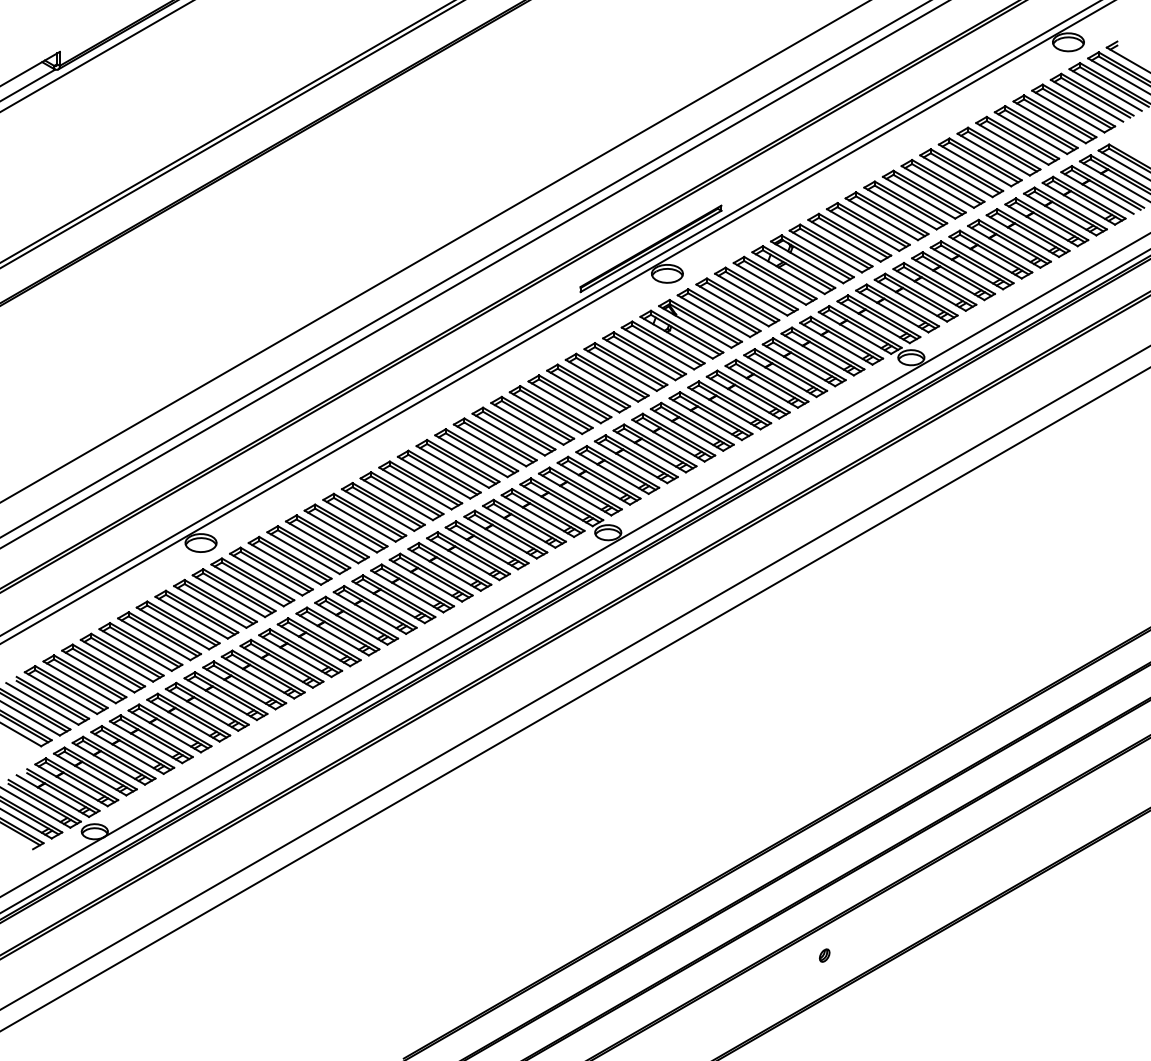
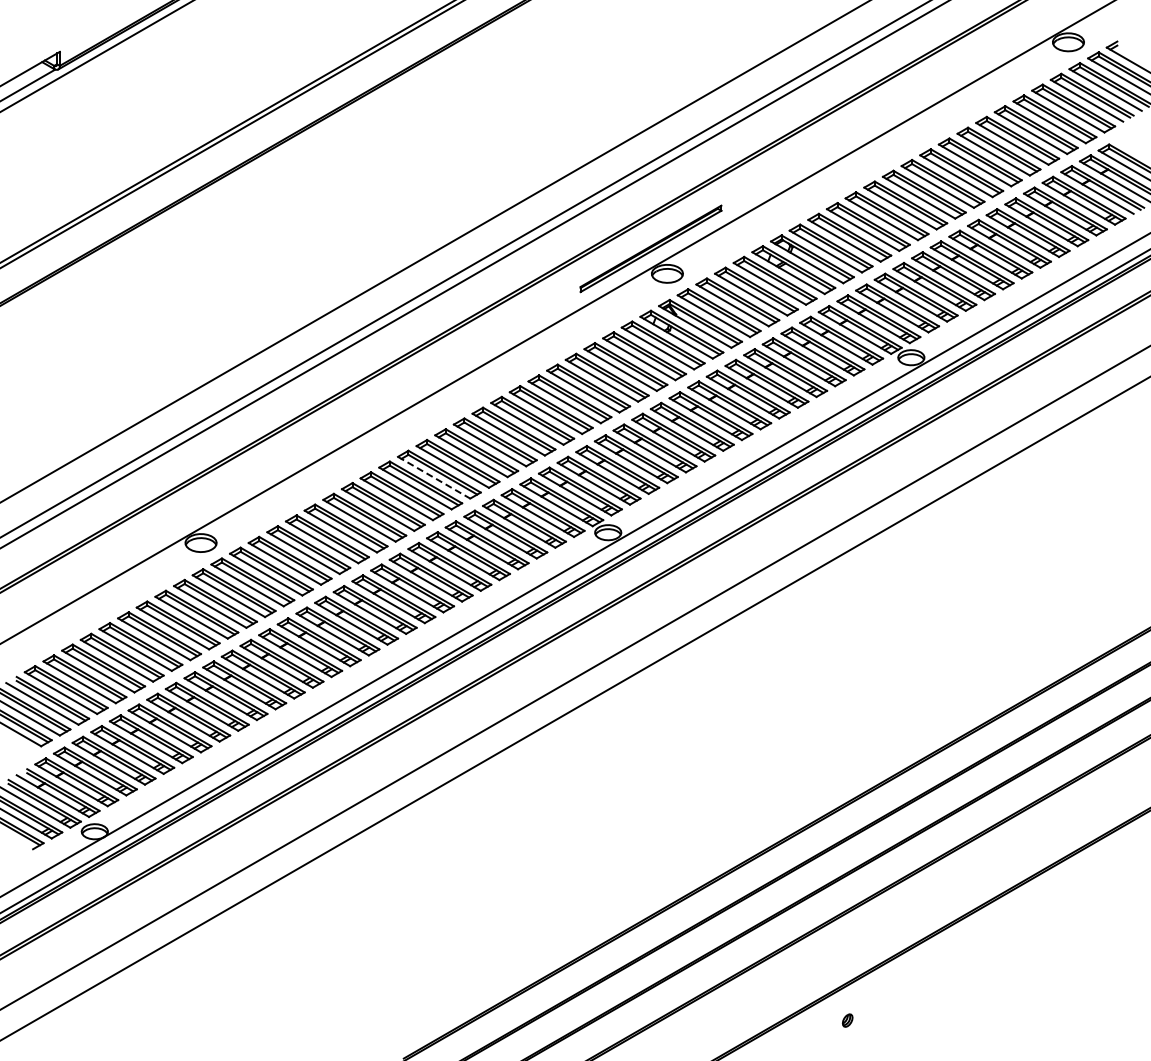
line: present -> none (550, 318)
line: solid -> dashed (434, 477)
line position: (574, 699) -> (574, 708) (574, 708)
part position: (824, 955) -> (847, 1020) (847, 1020)
